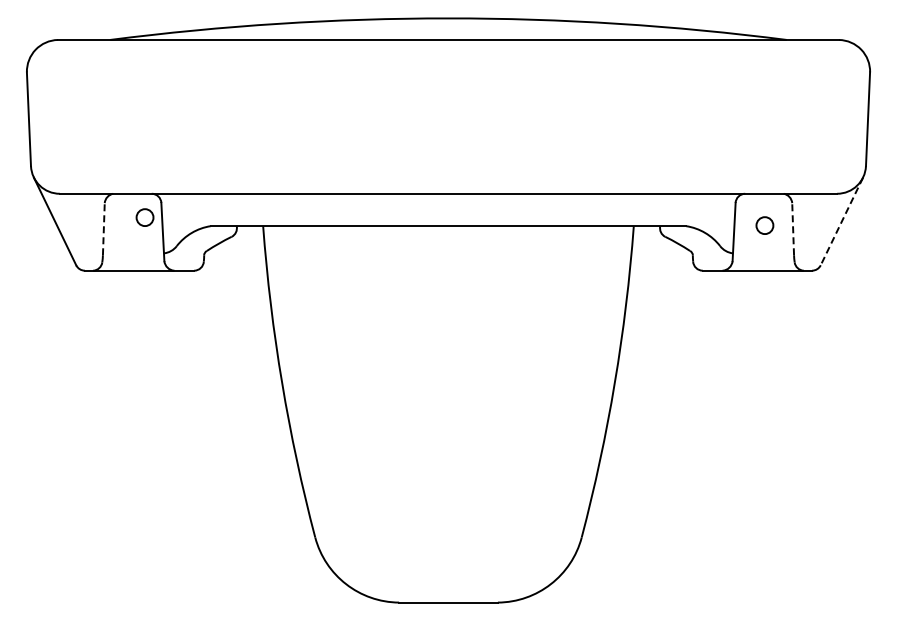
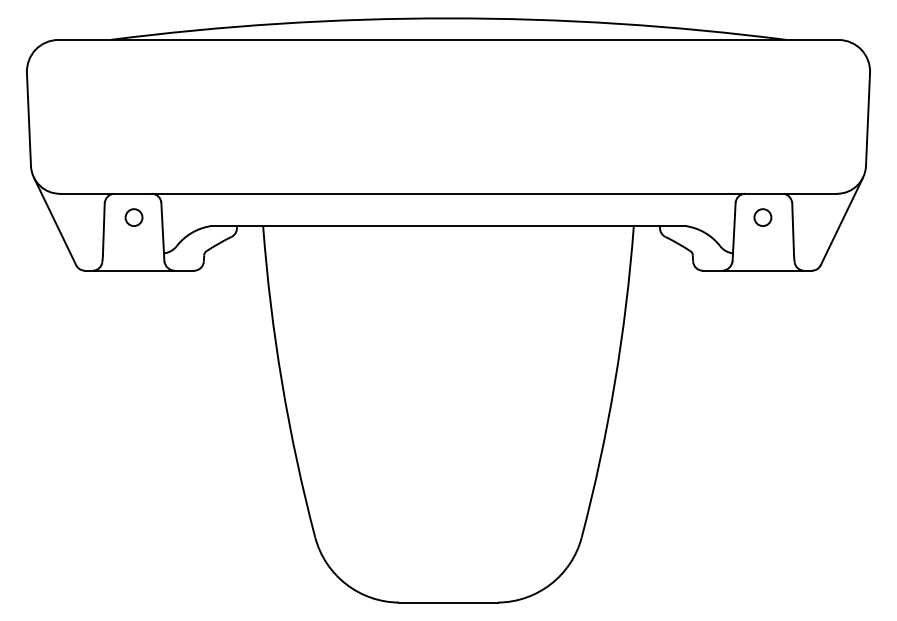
circle position: (144, 217) -> (133, 217) (133, 217)
line: dashed -> solid (841, 221)
circle position: (764, 225) -> (762, 217) (762, 217)
line: dashed -> solid (103, 228)
line: dashed -> solid (793, 228)
